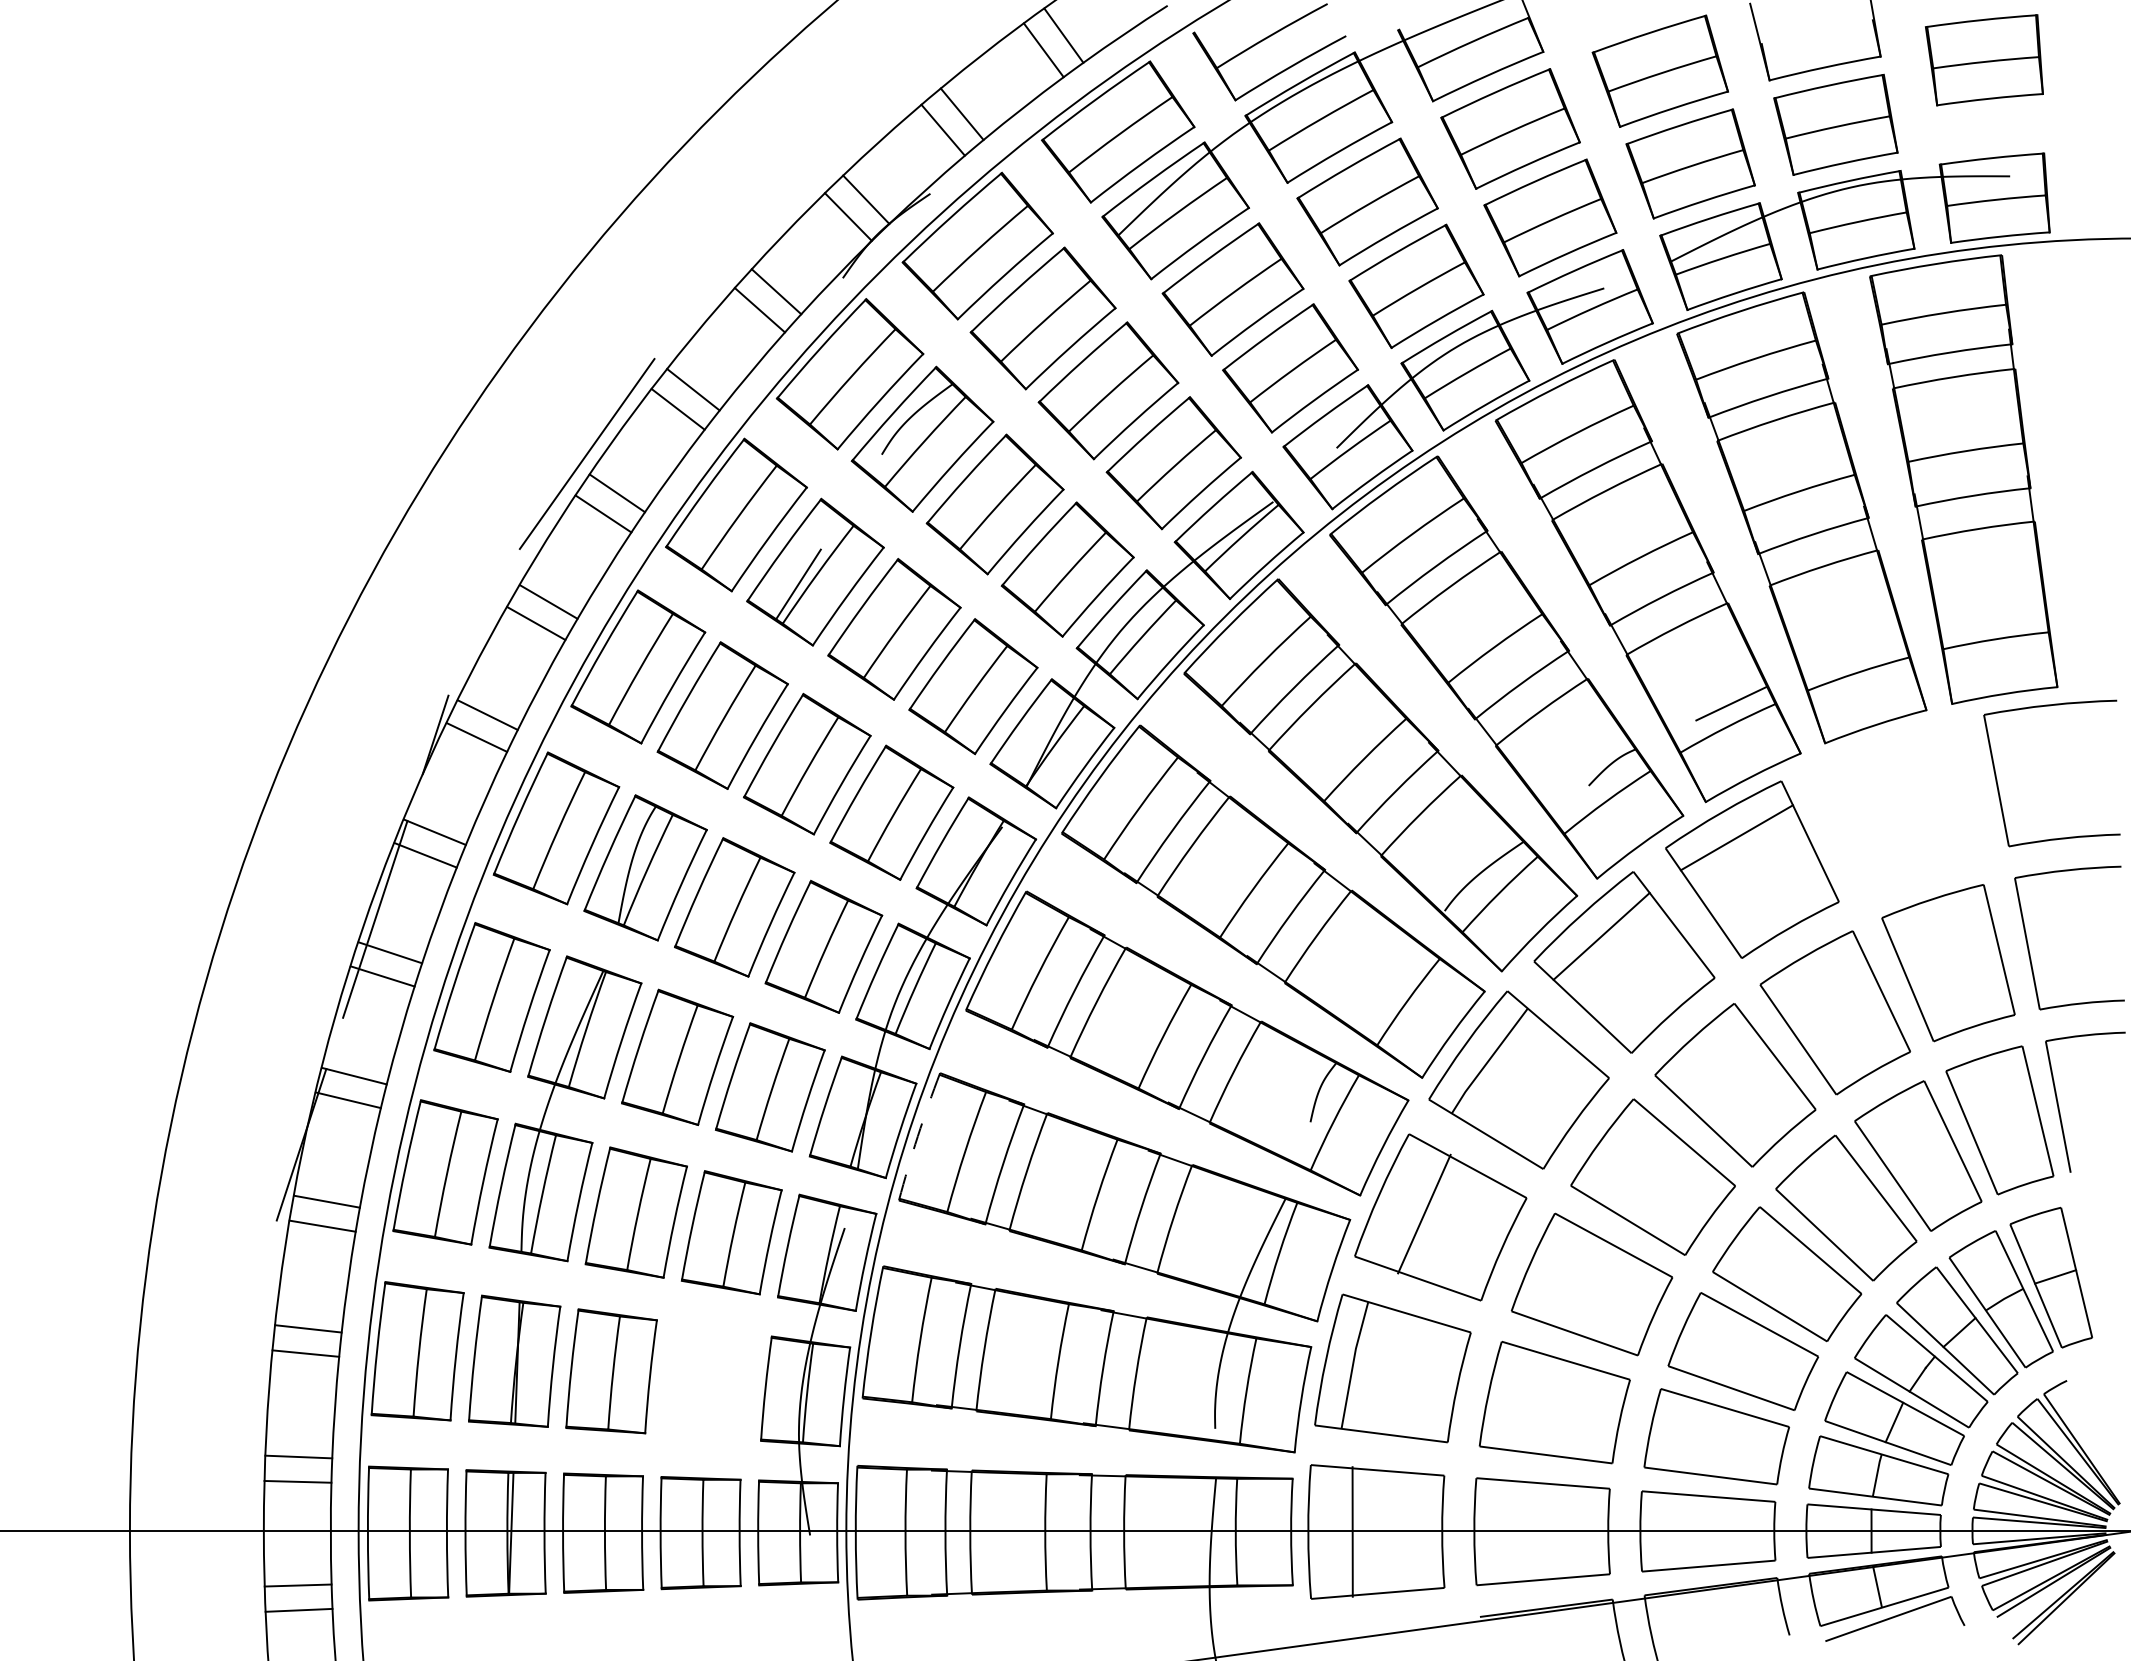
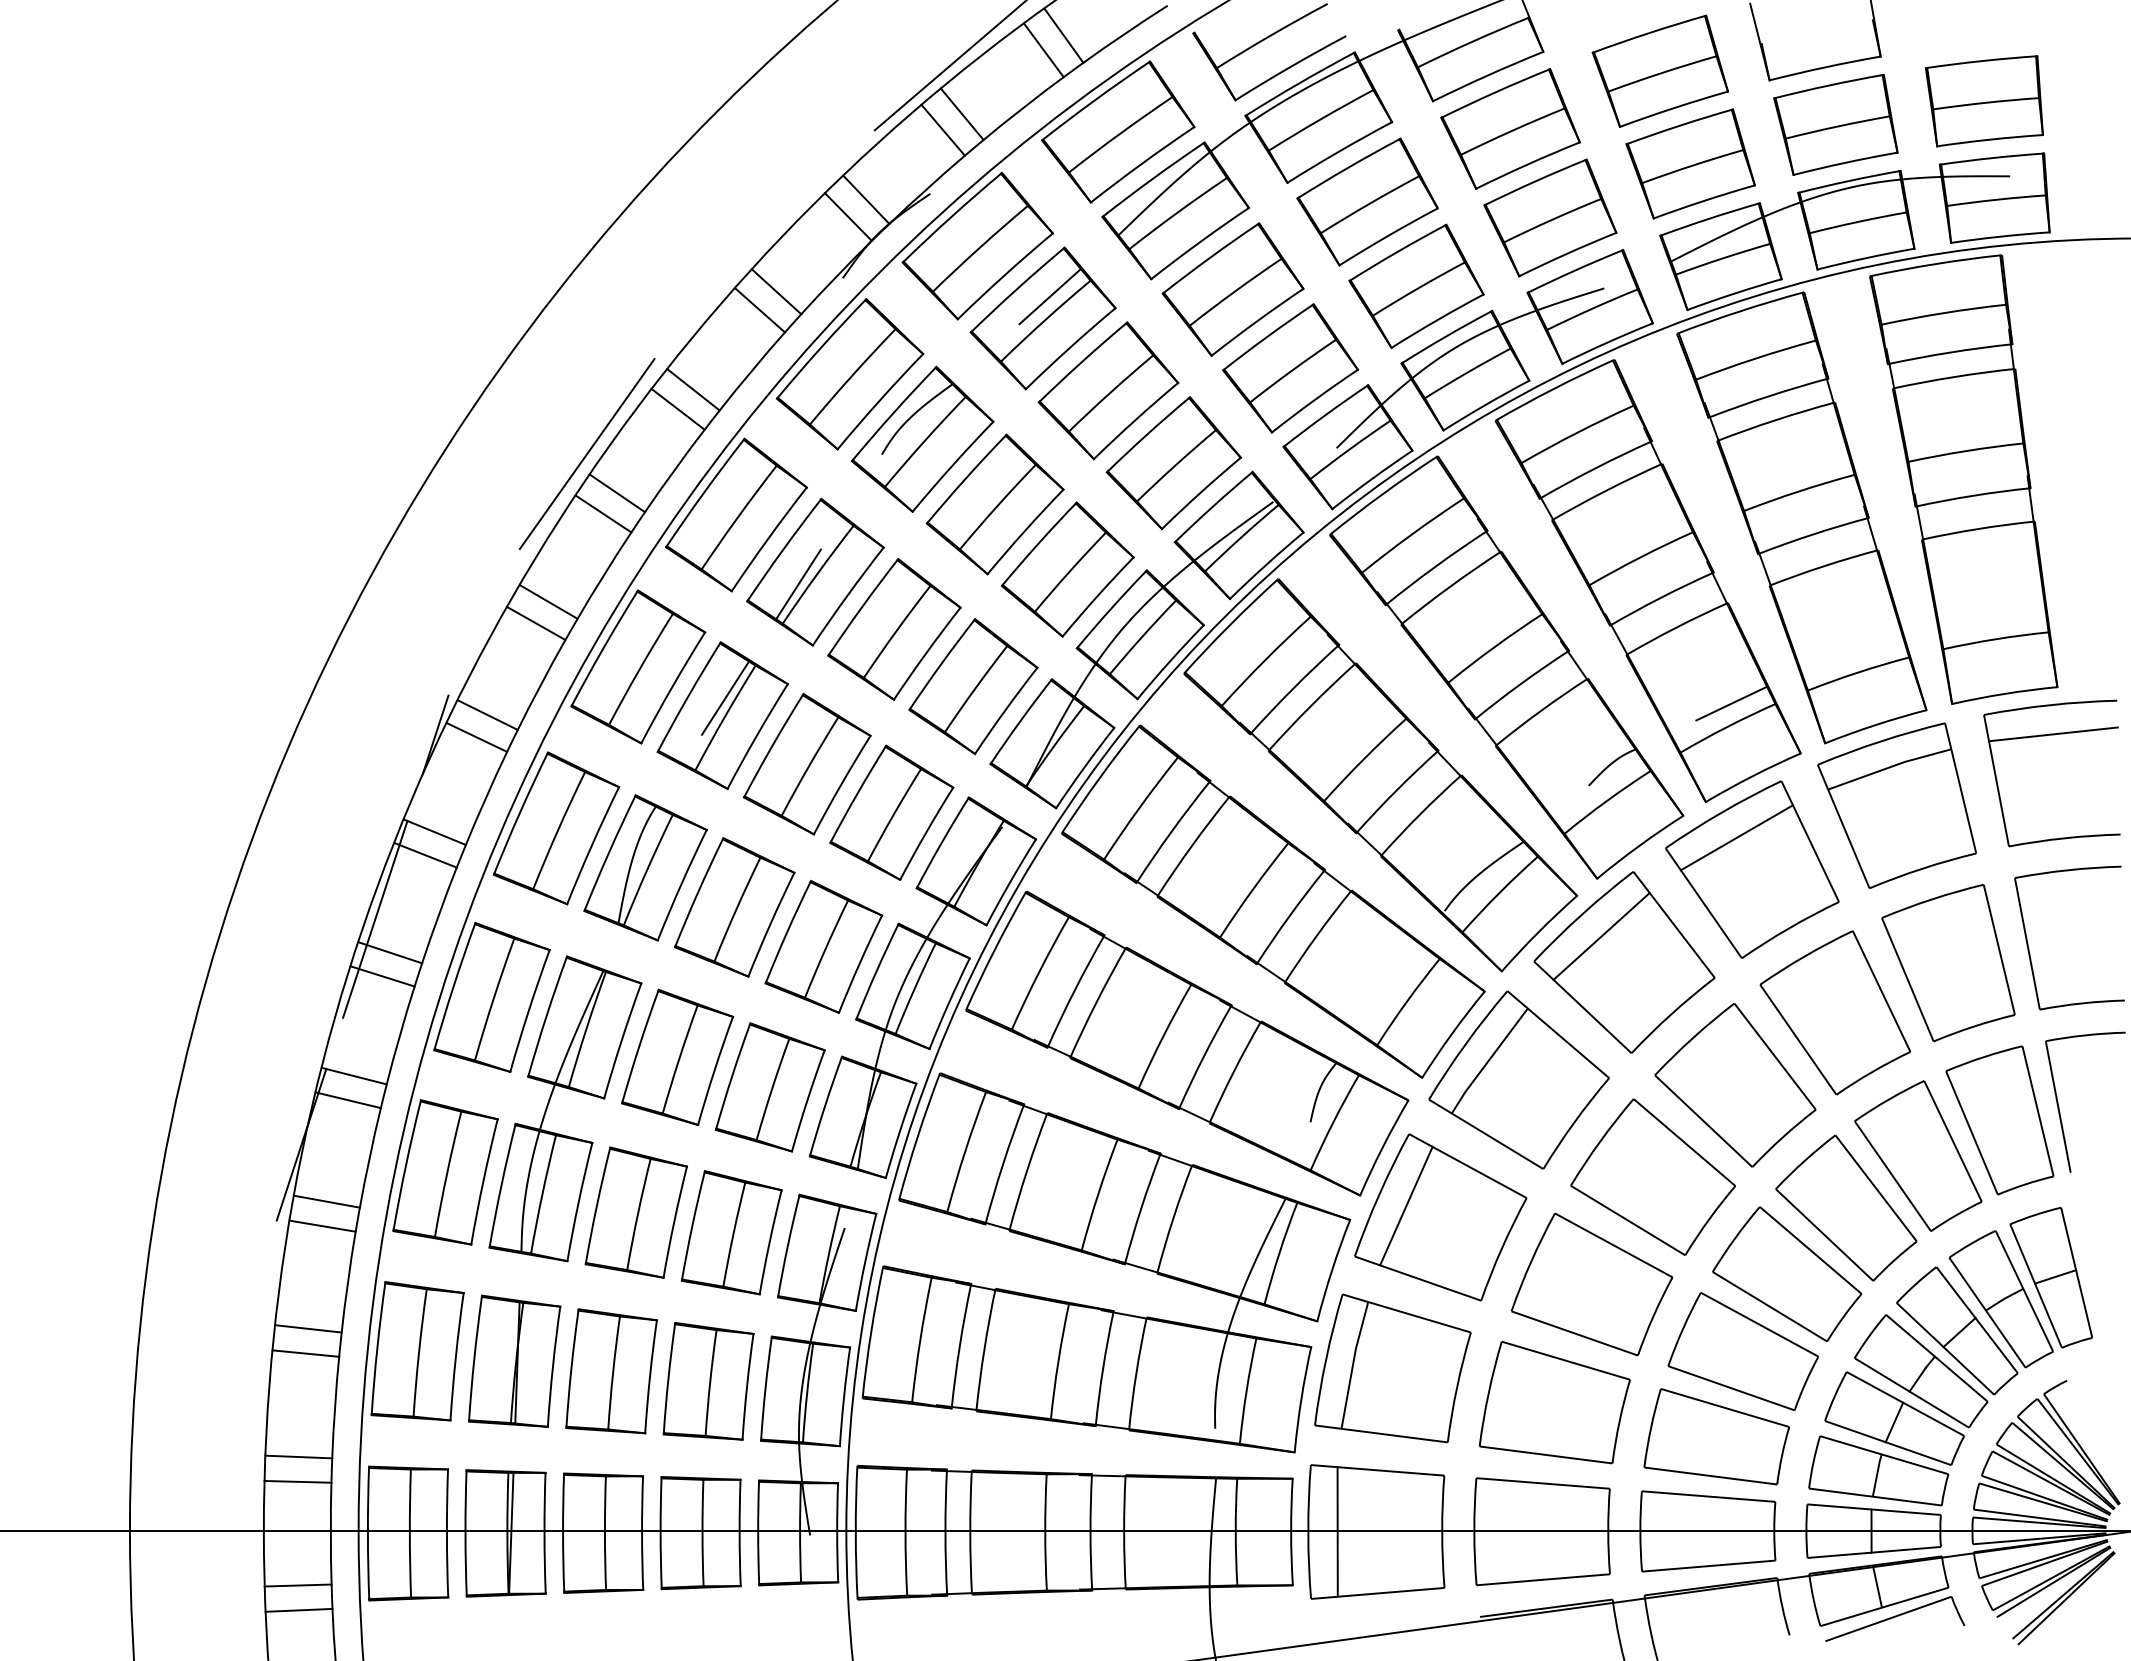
part position: (1984, 60) -> (1984, 101) (1984, 101)
line: none -> present (949, 66)
line: none -> present (1049, 296)
line: none -> present (725, 697)
line: none -> present (2053, 734)
part: none -> present (1896, 805)
arc: dashed -> solid (917, 1136)
line position: (1424, 1213) -> (1406, 1205) (1406, 1205)
part: none -> present (708, 1381)
line position: (1352, 1531) -> (1337, 1531) (1337, 1531)
